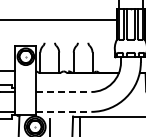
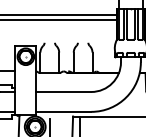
line: none -> present (59, 15)
line: dashed -> solid (63, 91)
line: dashed -> solid (63, 111)
